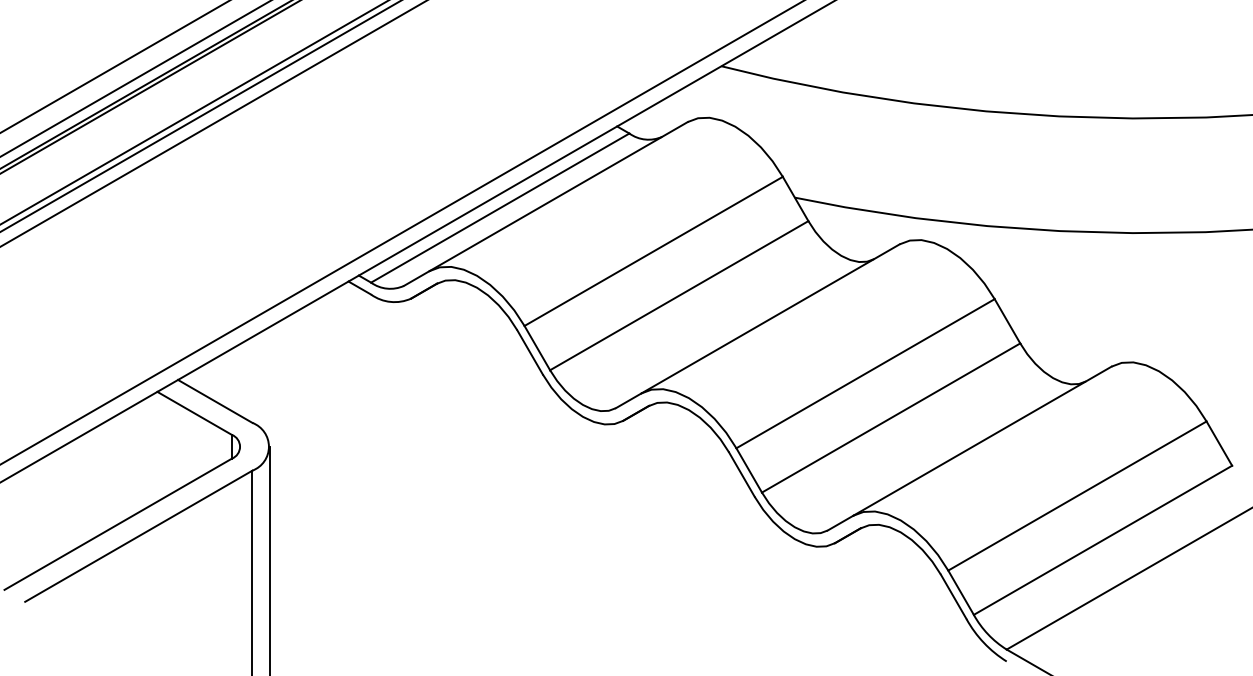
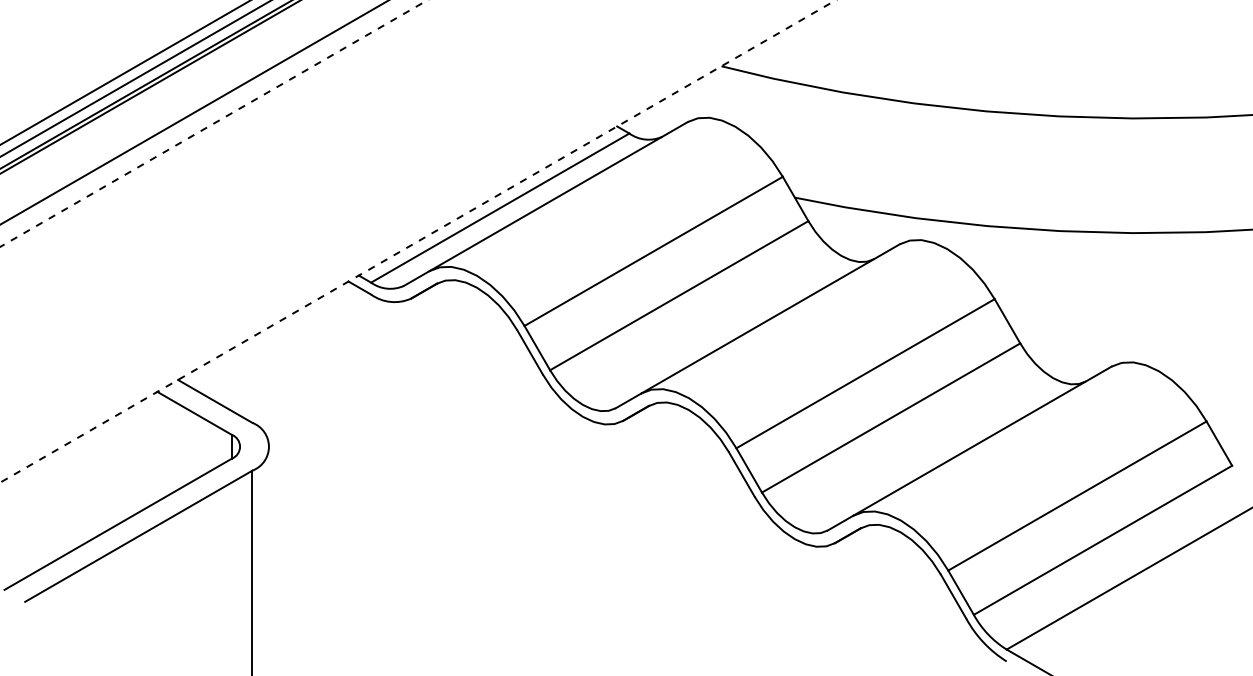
line position: (114, 66) -> (124, 72) (124, 72)
line: present -> none (200, 116)
line: solid -> dashed (214, 123)
line: present -> none (401, 232)
line: solid -> dashed (418, 240)
line: present -> none (269, 559)
